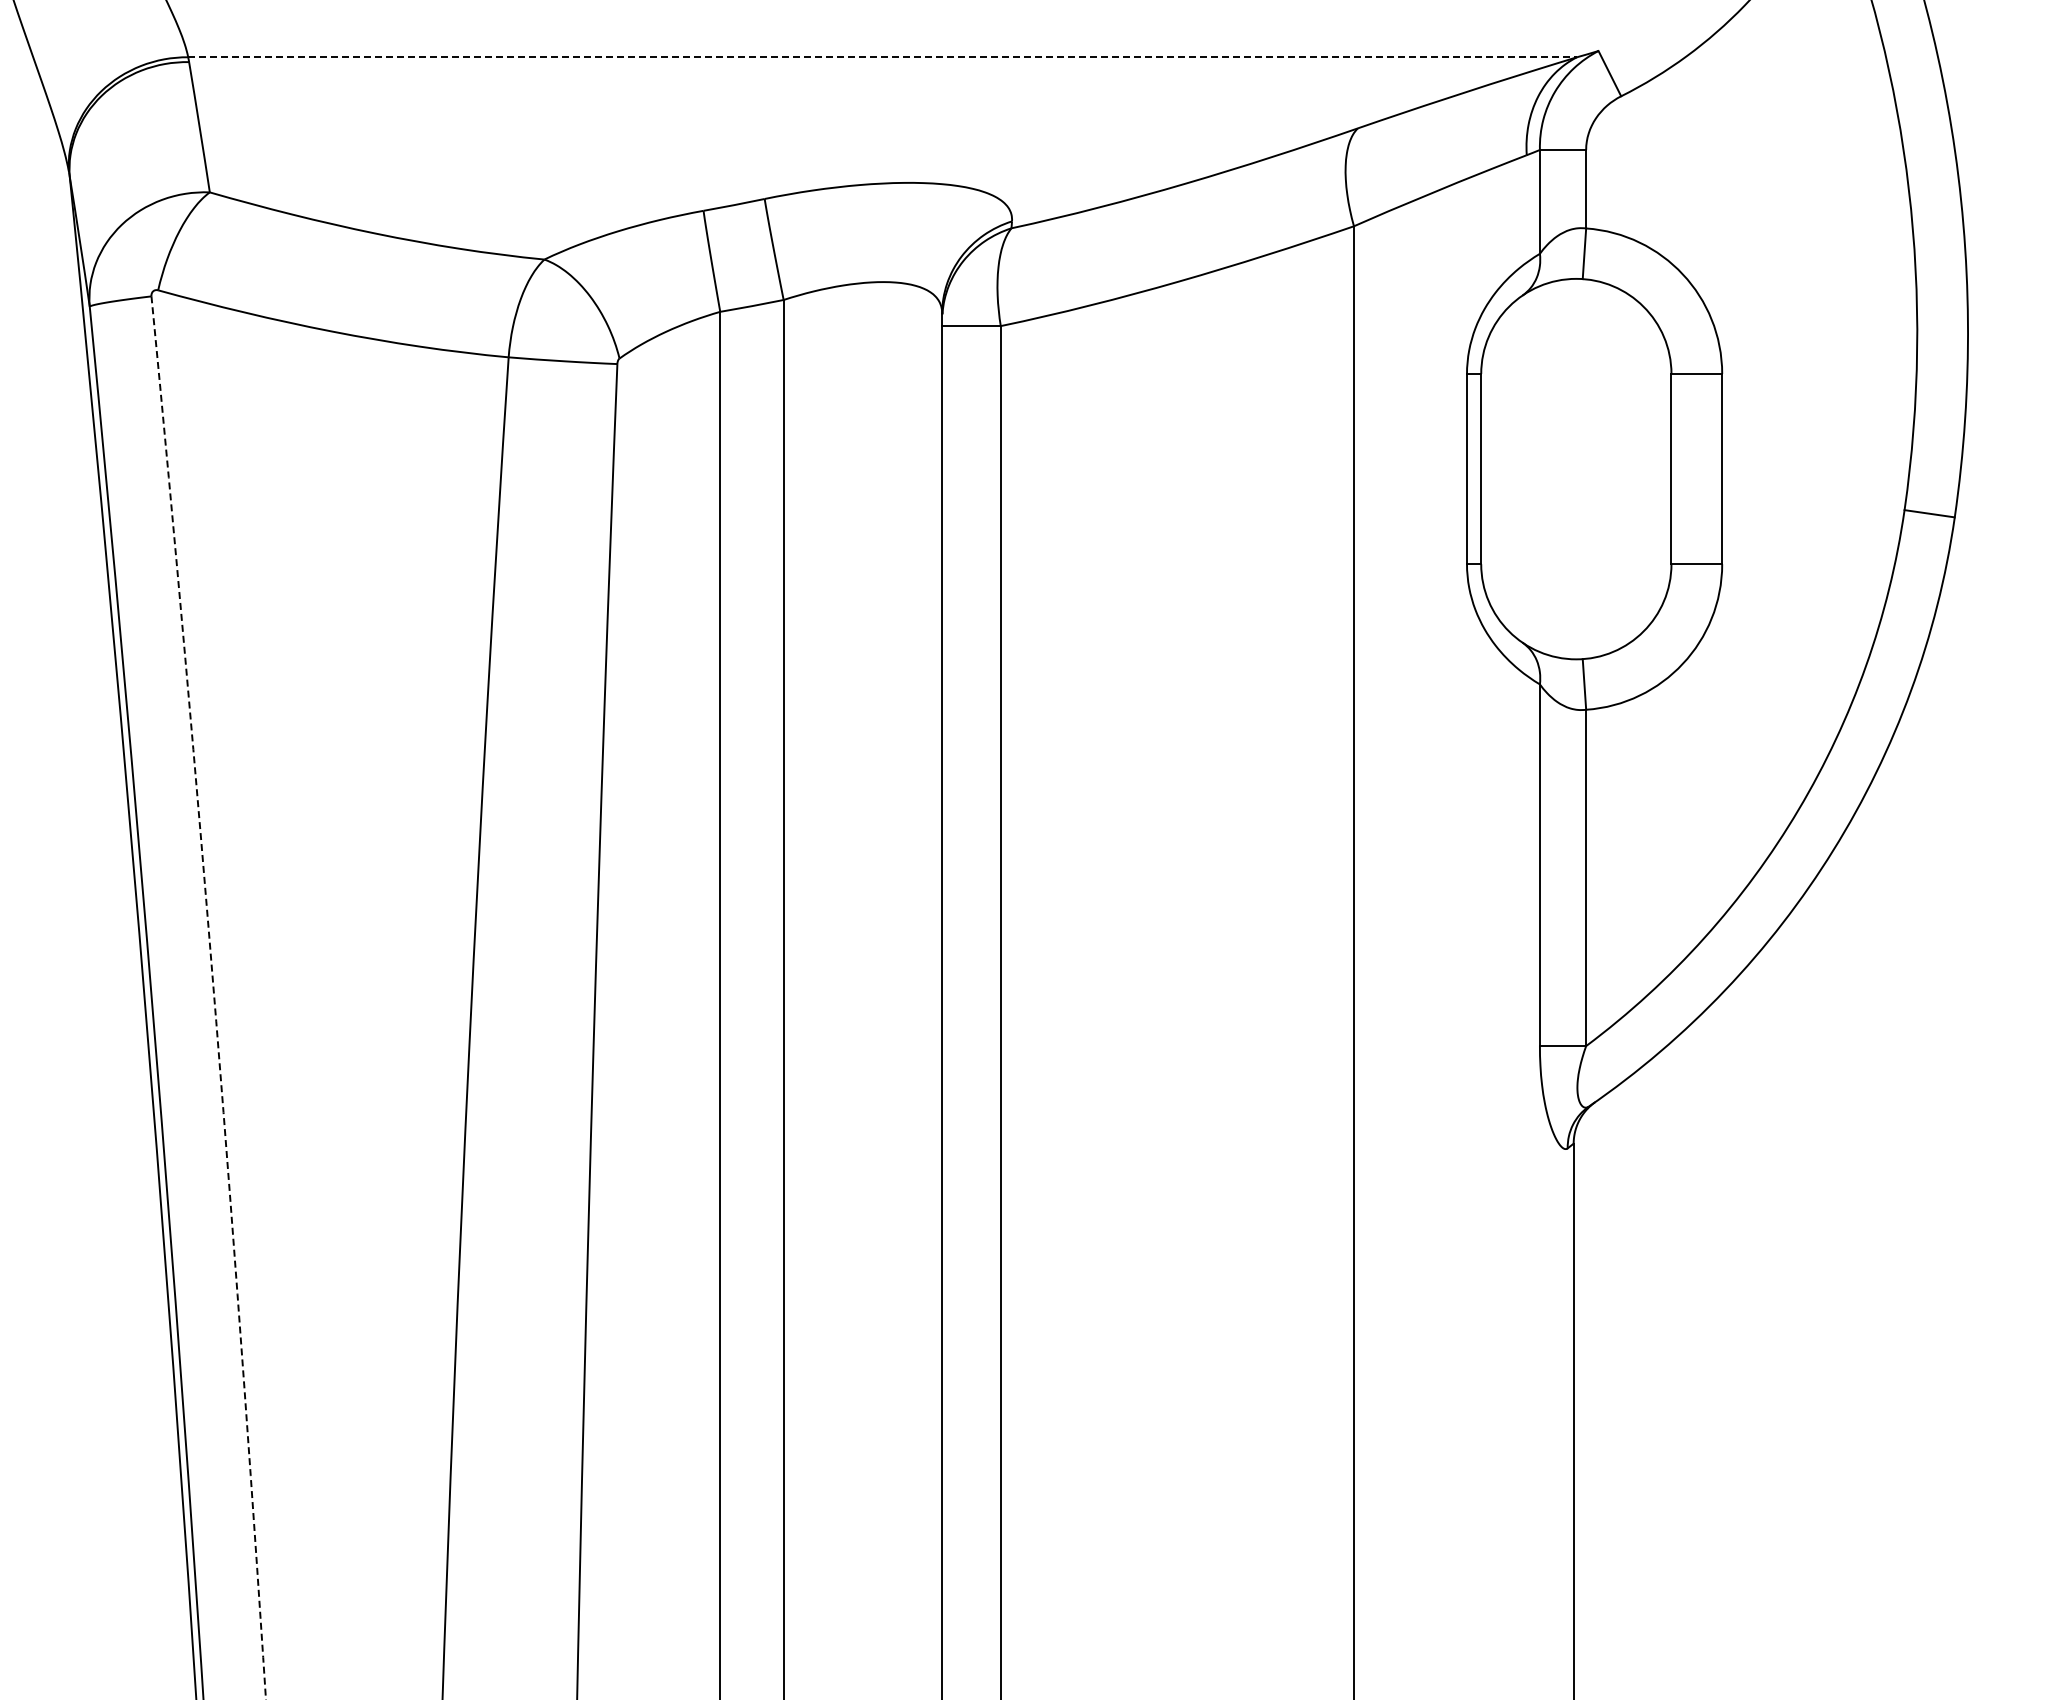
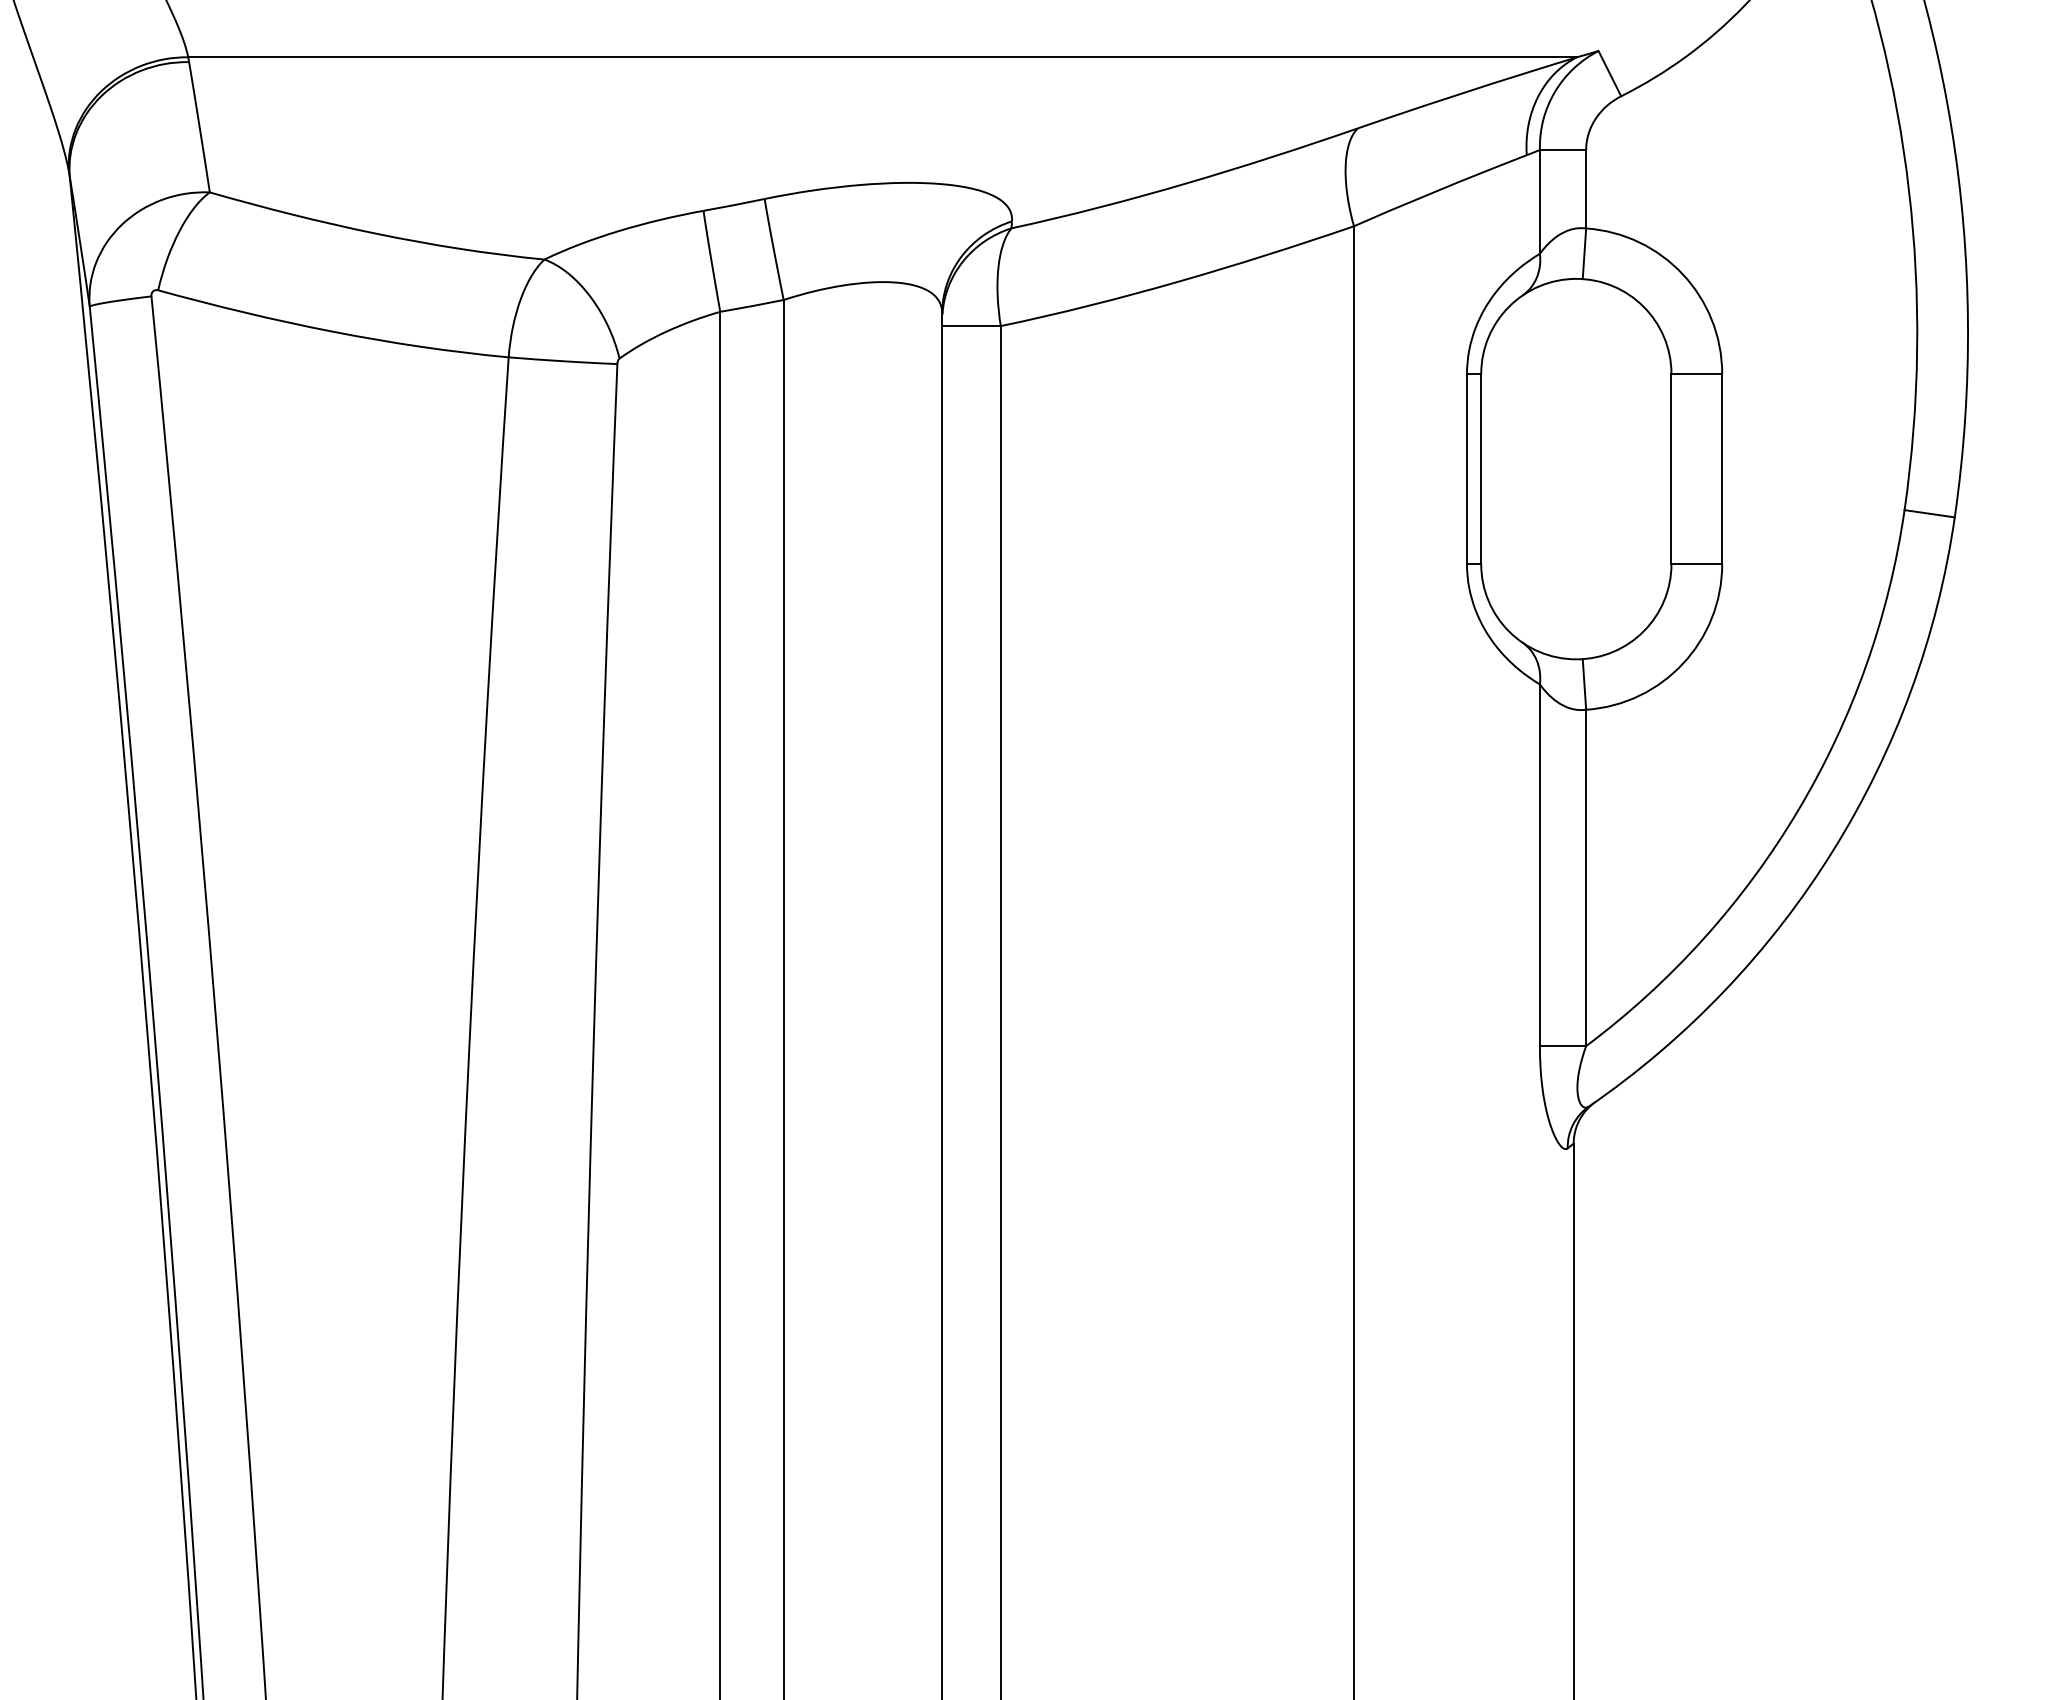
line: dashed -> solid (883, 57)
arc: dashed -> solid (214, 998)
